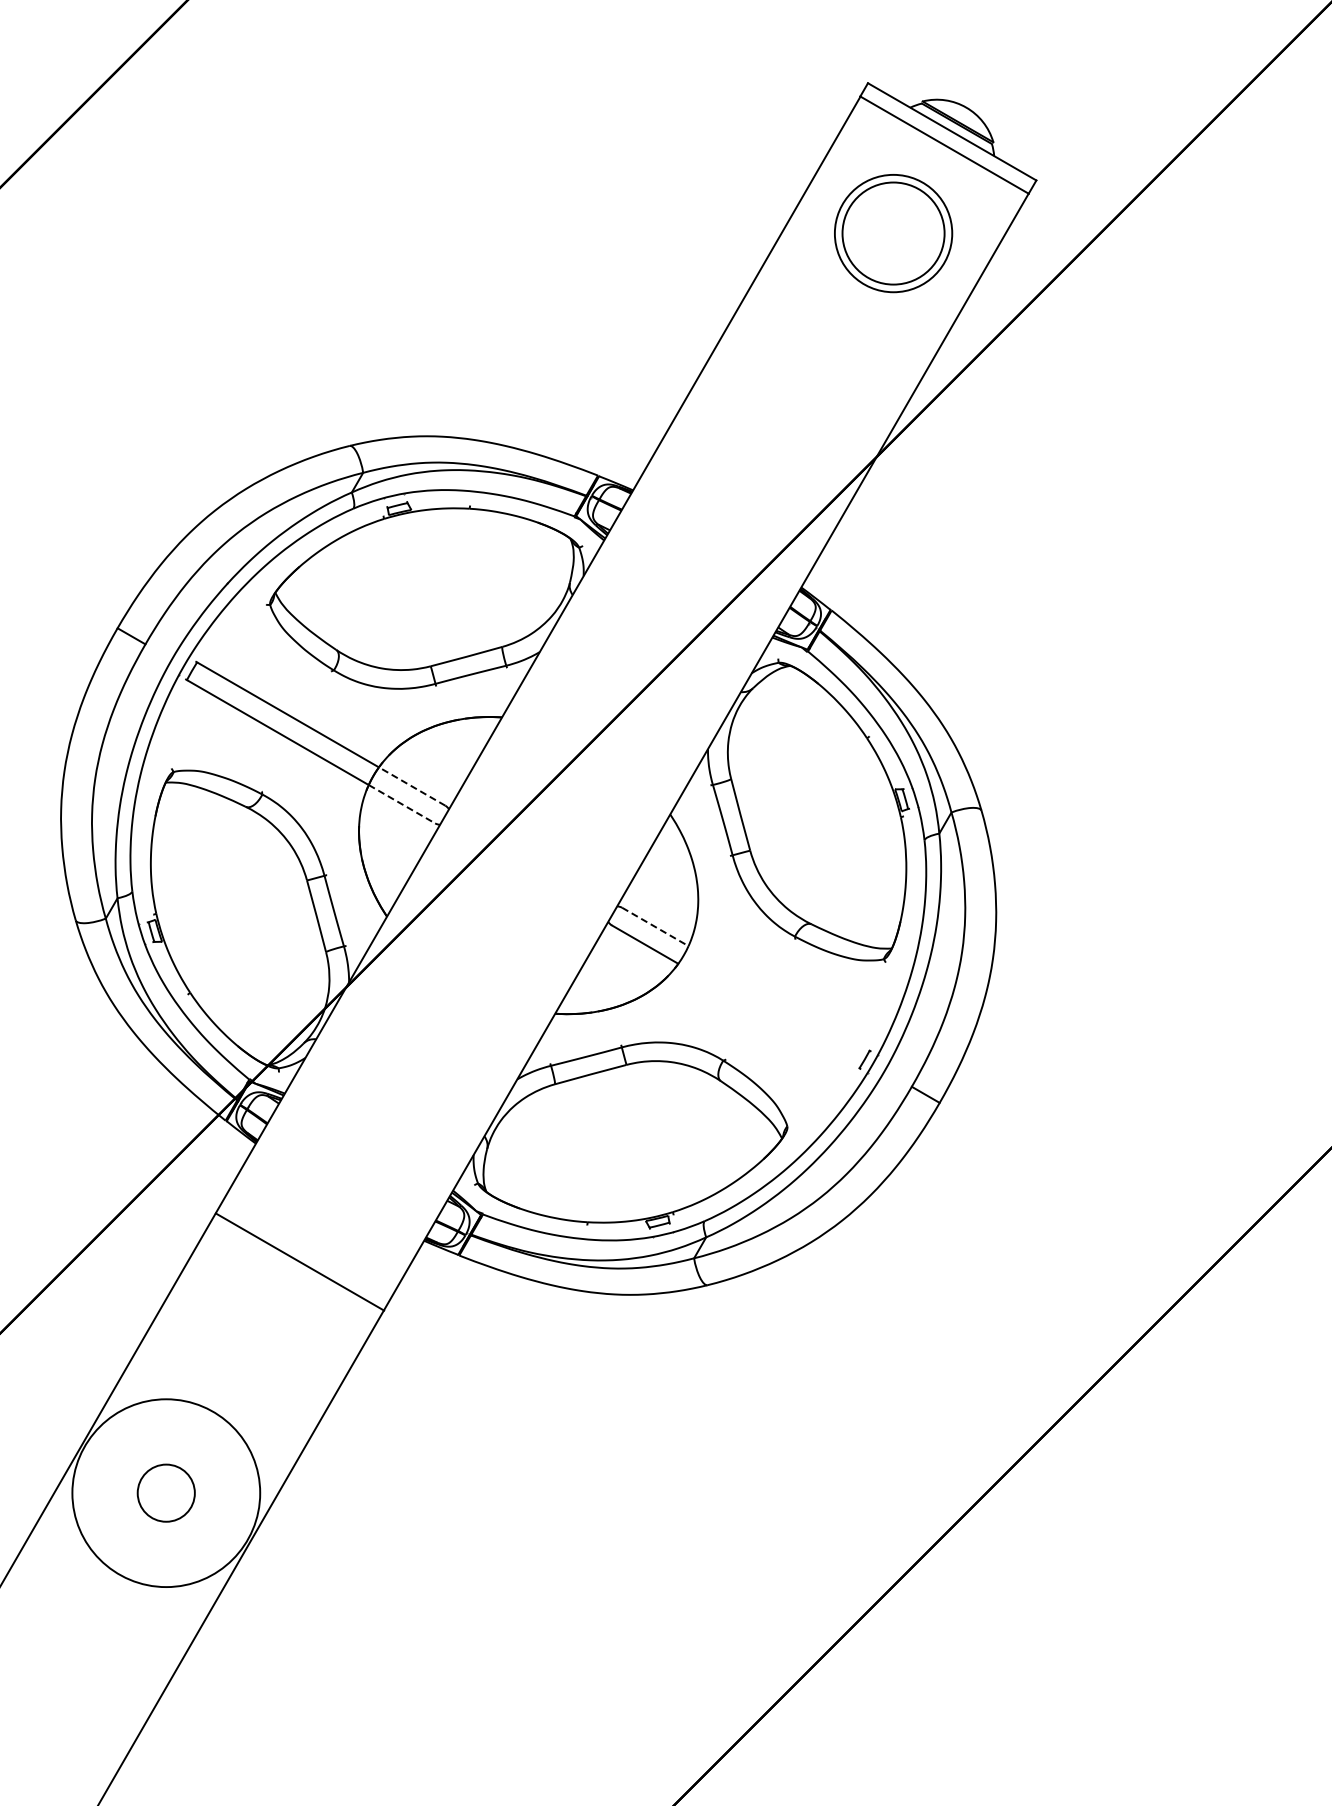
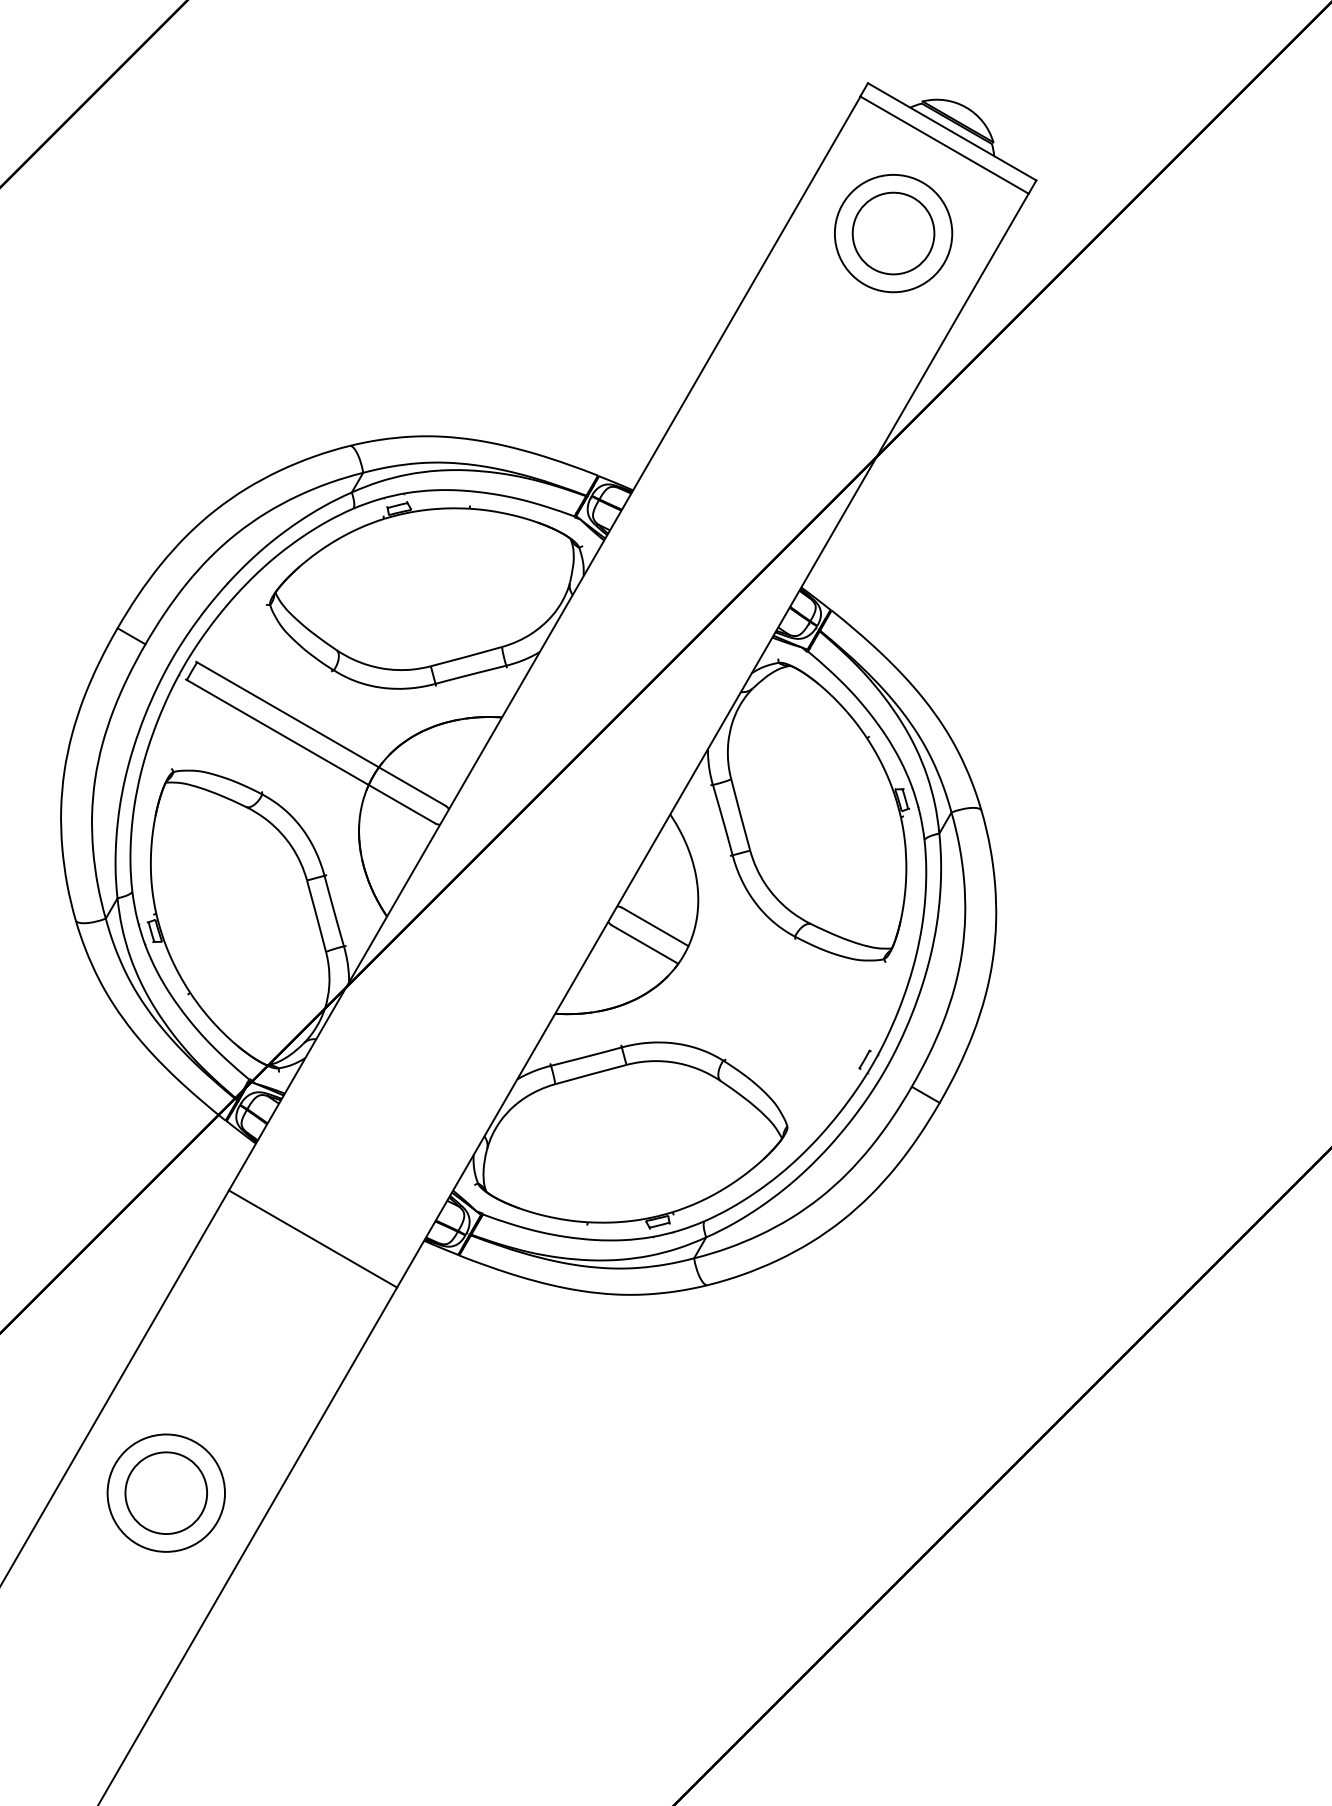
circle diameter: 102 px -> 82 px (893, 233)
line: dashed -> solid (411, 786)
line: dashed -> solid (402, 804)
line: dashed -> solid (655, 927)
line position: (299, 1261) -> (312, 1238) (312, 1238)
circle diameter: 57 px -> 82 px (166, 1493)
circle diameter: 188 px -> 117 px (166, 1492)
